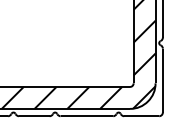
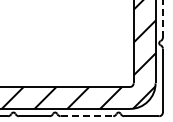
line: solid -> dashed (162, 18)
line: solid -> dashed (87, 116)
